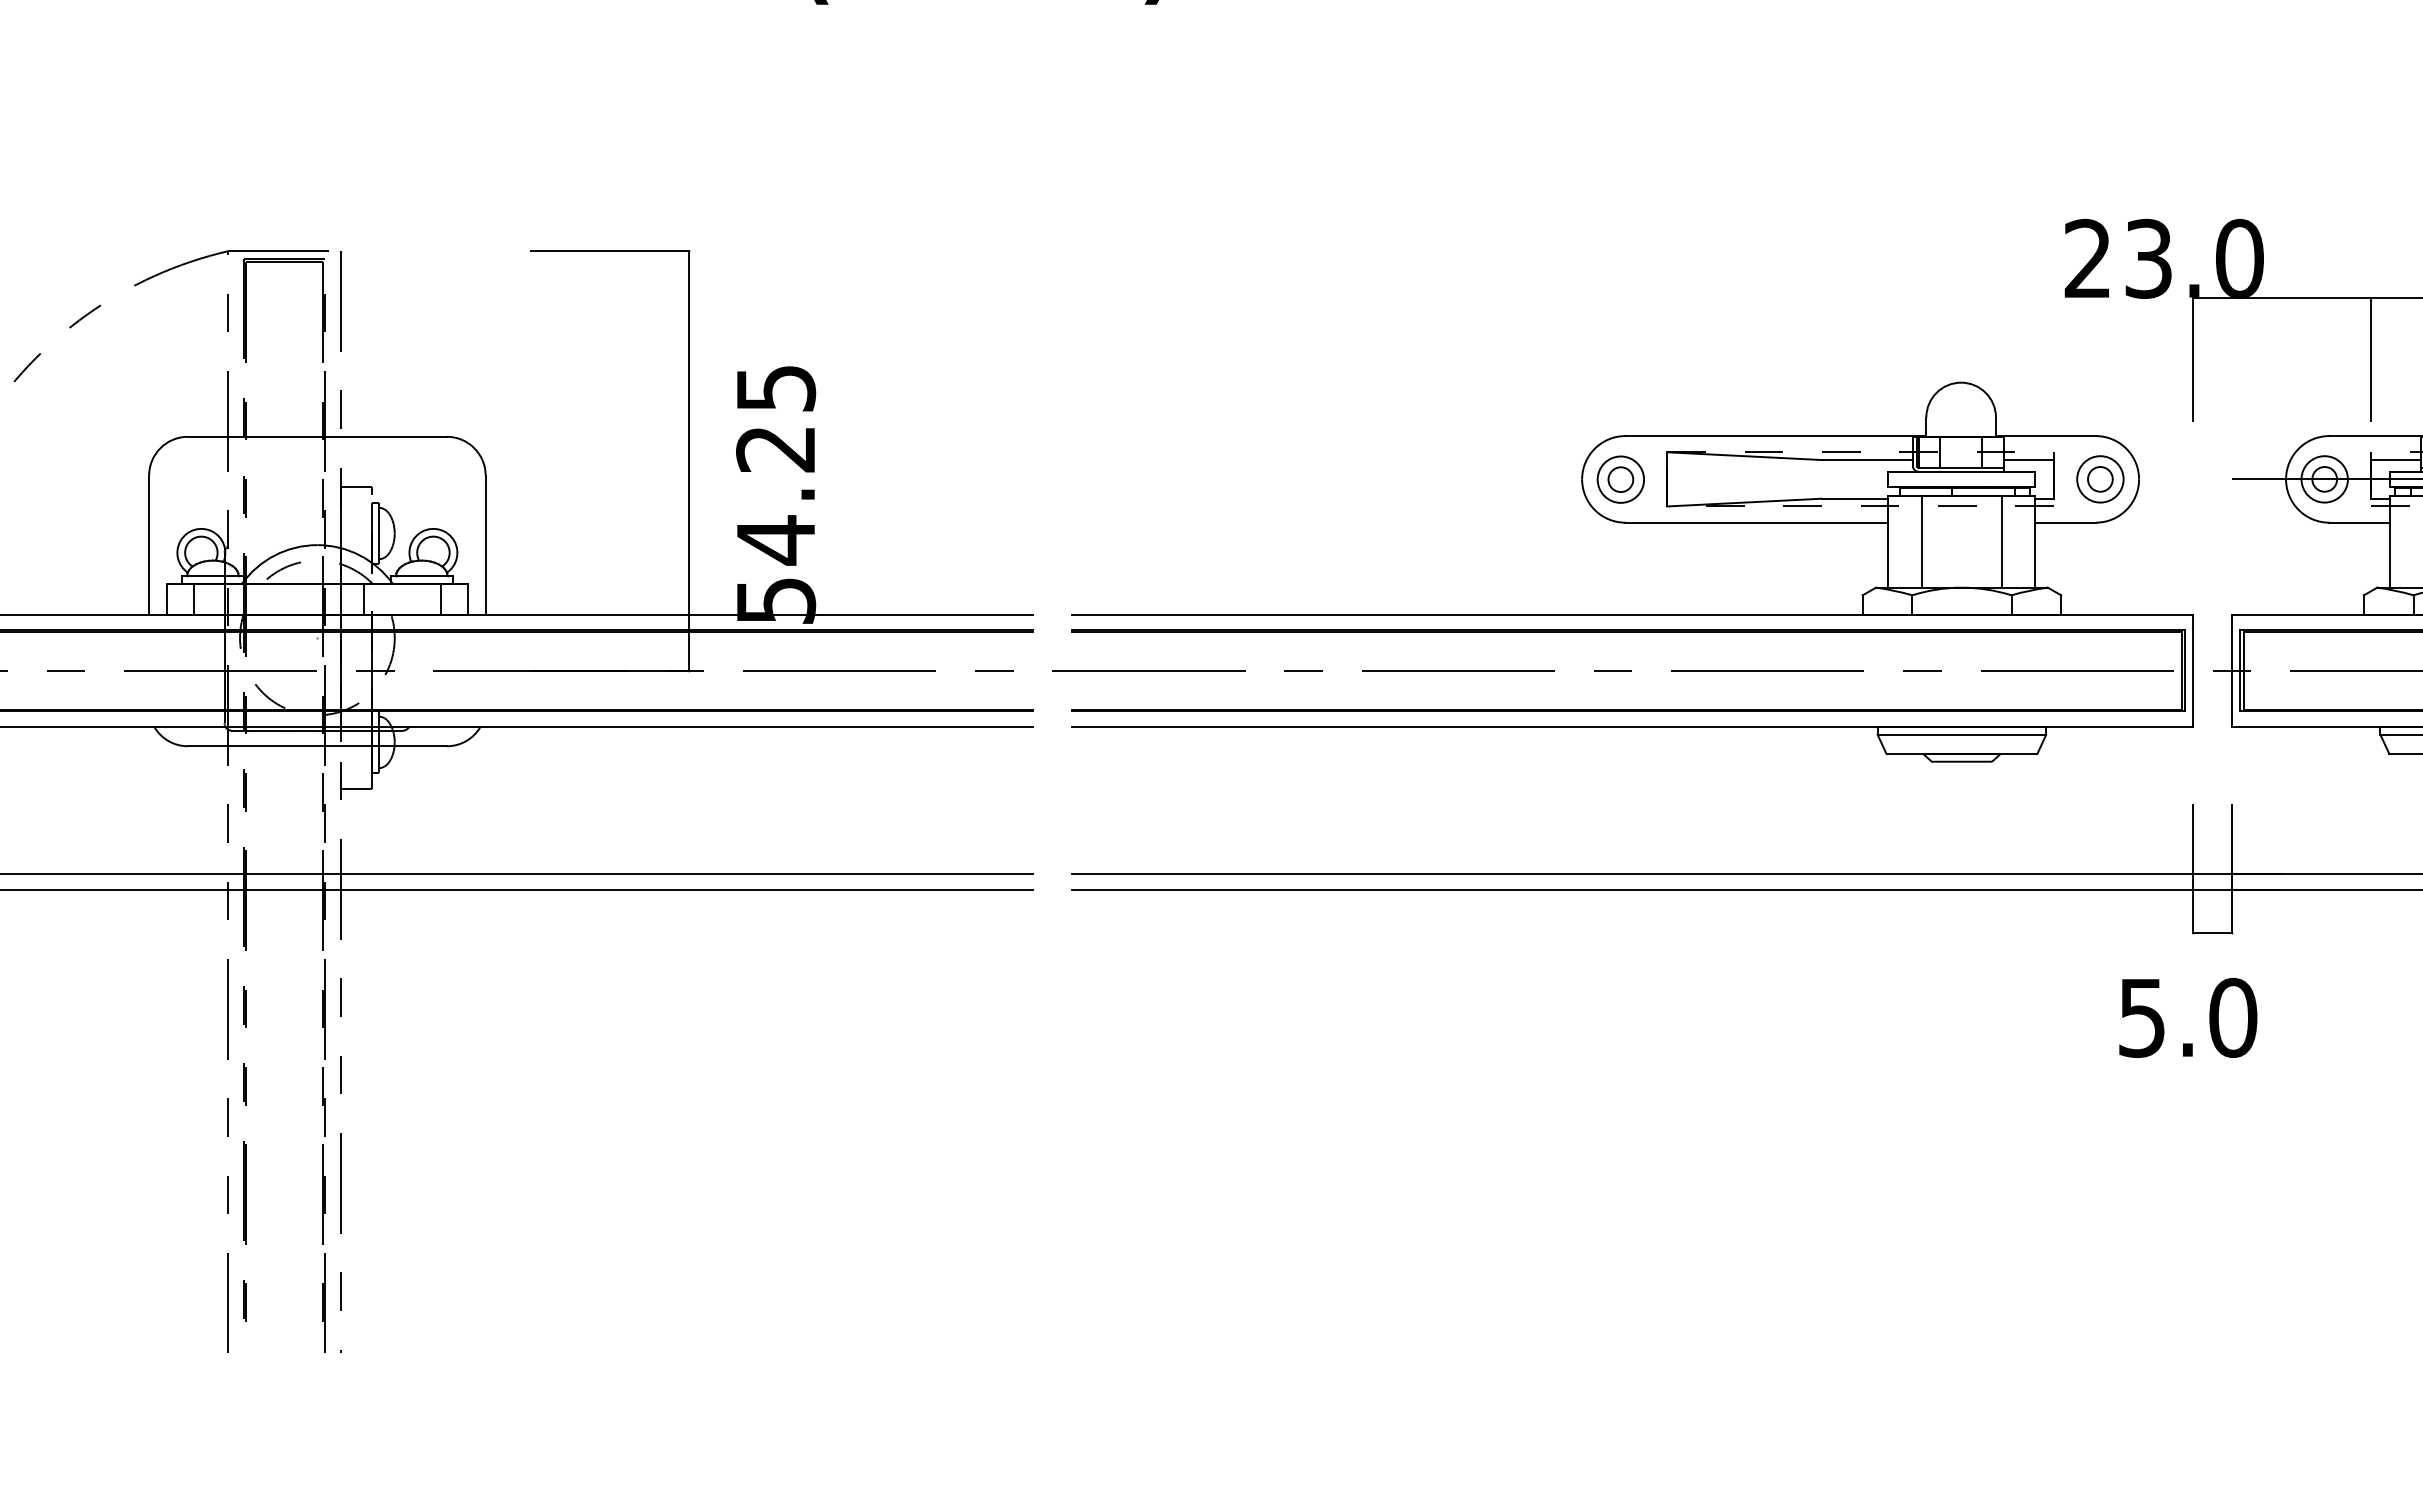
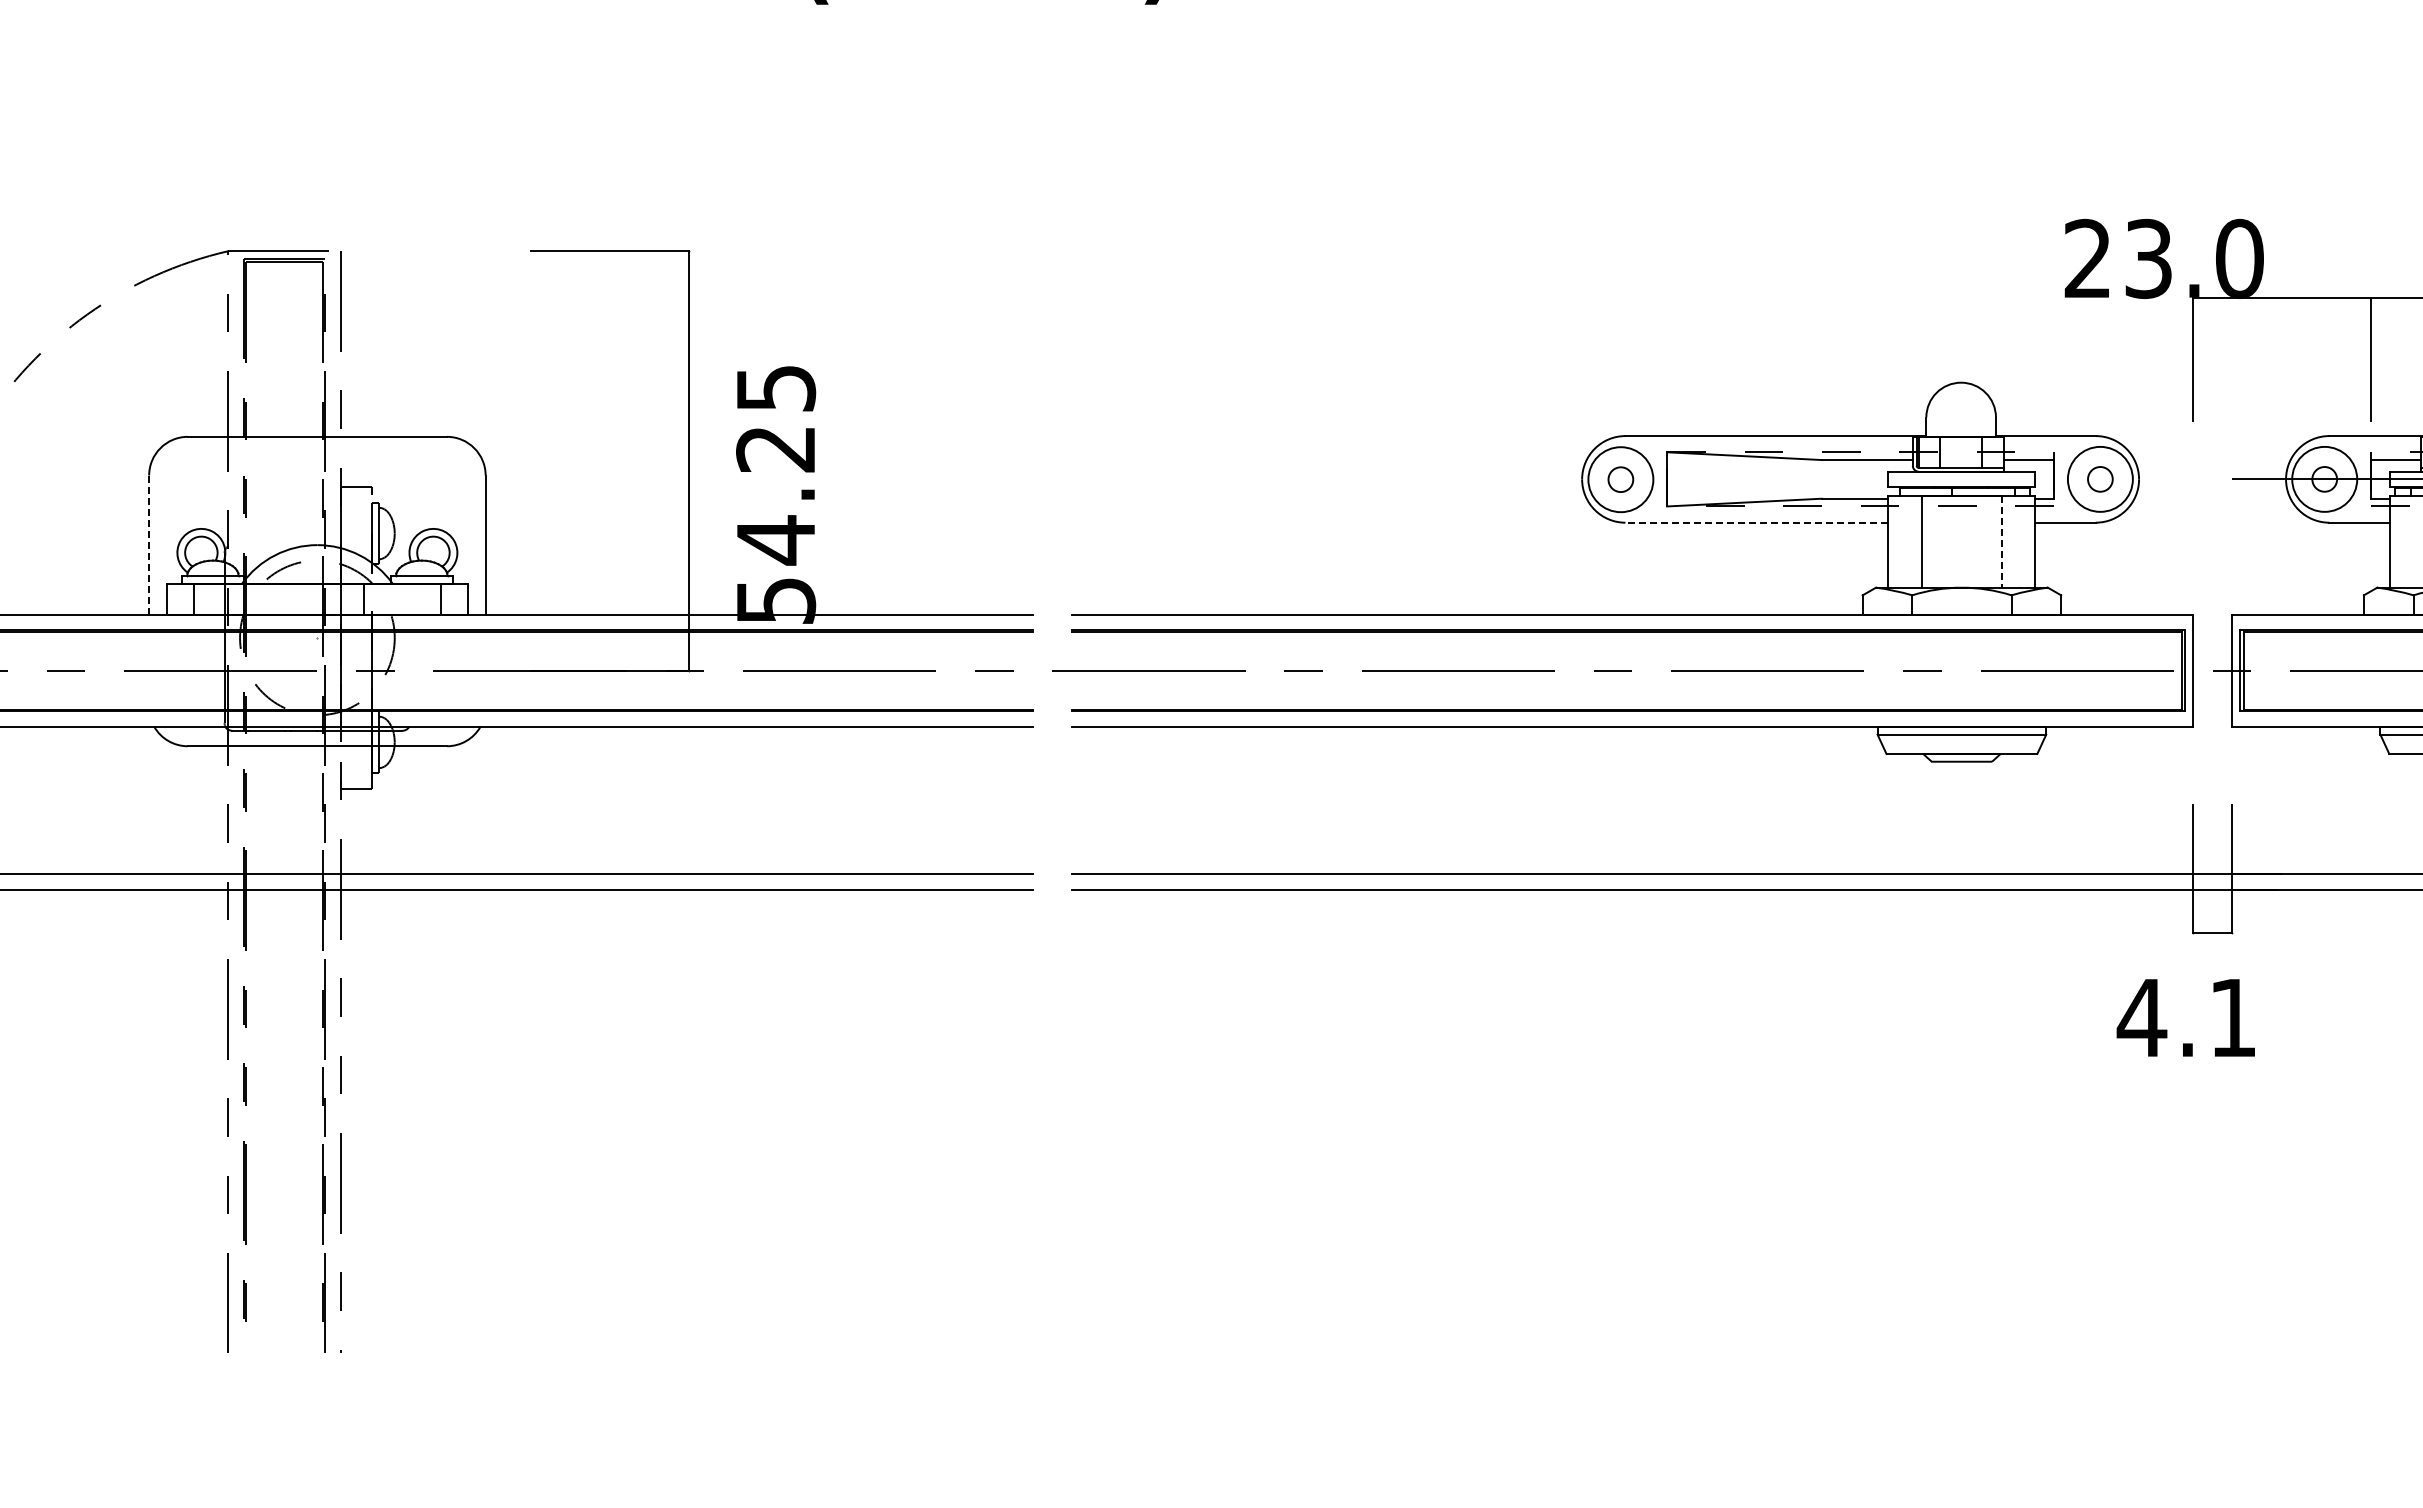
circle diameter: 46 px -> 65 px (1620, 479)
circle diameter: 46 px -> 65 px (2099, 478)
circle diameter: 46 px -> 65 px (2324, 478)
line: solid -> dashed (1756, 522)
line: solid -> dashed (2001, 542)
line: solid -> dashed (149, 545)
text: 5.0 -> 4.1 (2186, 1017)
